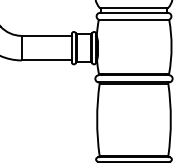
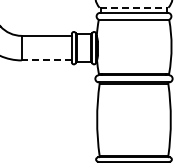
line: solid -> dashed (134, 7)
line: solid -> dashed (46, 60)
